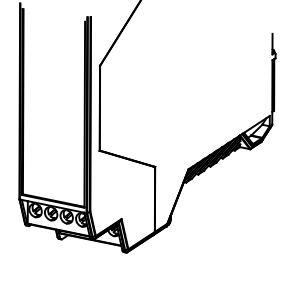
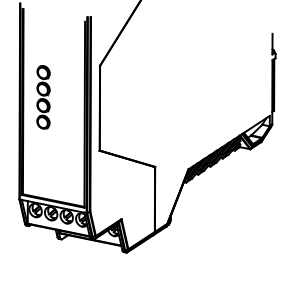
part: none -> present (43, 97)
